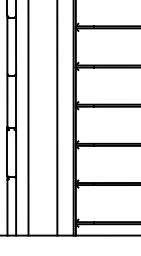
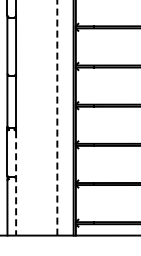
line: solid -> dashed (57, 117)
line: present -> none (28, 118)
line: solid -> dashed (16, 183)
